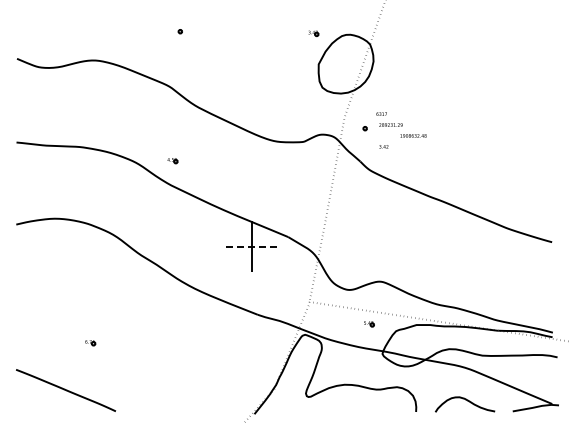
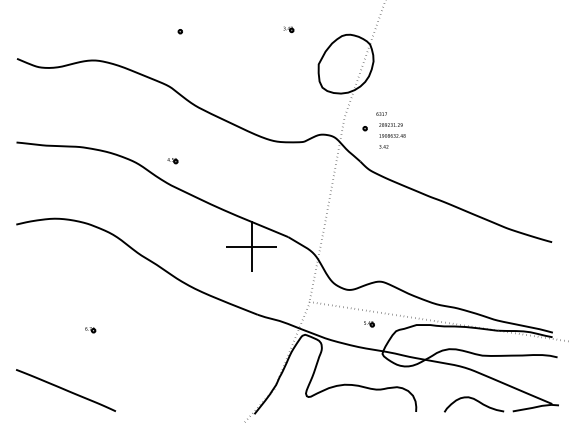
part position: (313, 33) -> (288, 29) (288, 29)
text position: (413, 135) -> (392, 135) (392, 135)
line: dashed -> solid (251, 246)
part position: (90, 343) -> (90, 330) (90, 330)
curve position: (467, 401) -> (476, 401) (476, 401)
